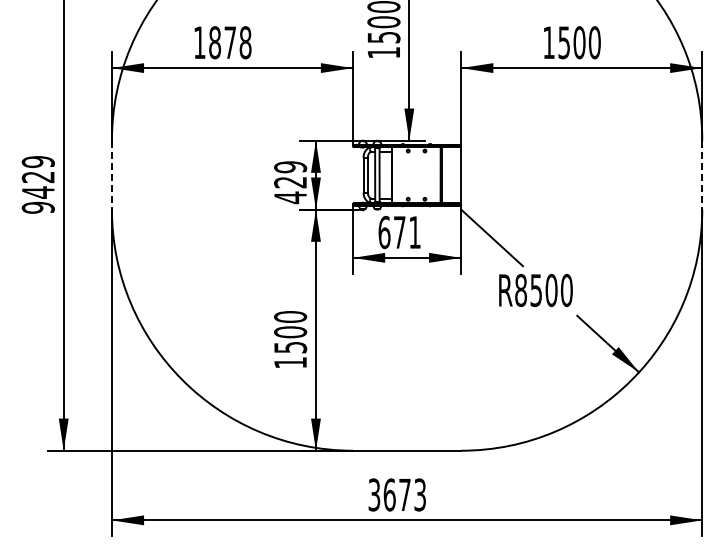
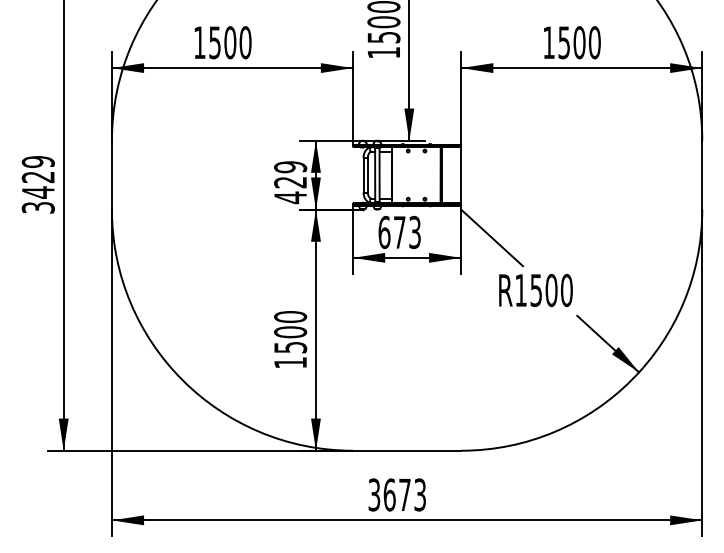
text: 1878 -> 1500 (230, 42)
line: dashed -> solid (111, 175)
line: dashed -> solid (702, 175)
text: 9429 -> 3429 (37, 207)
text: 671 -> 673 (414, 232)
text: R8500 -> R1500 (521, 290)
